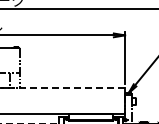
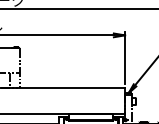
line: dashed -> solid (62, 88)
line: dashed -> solid (30, 123)
